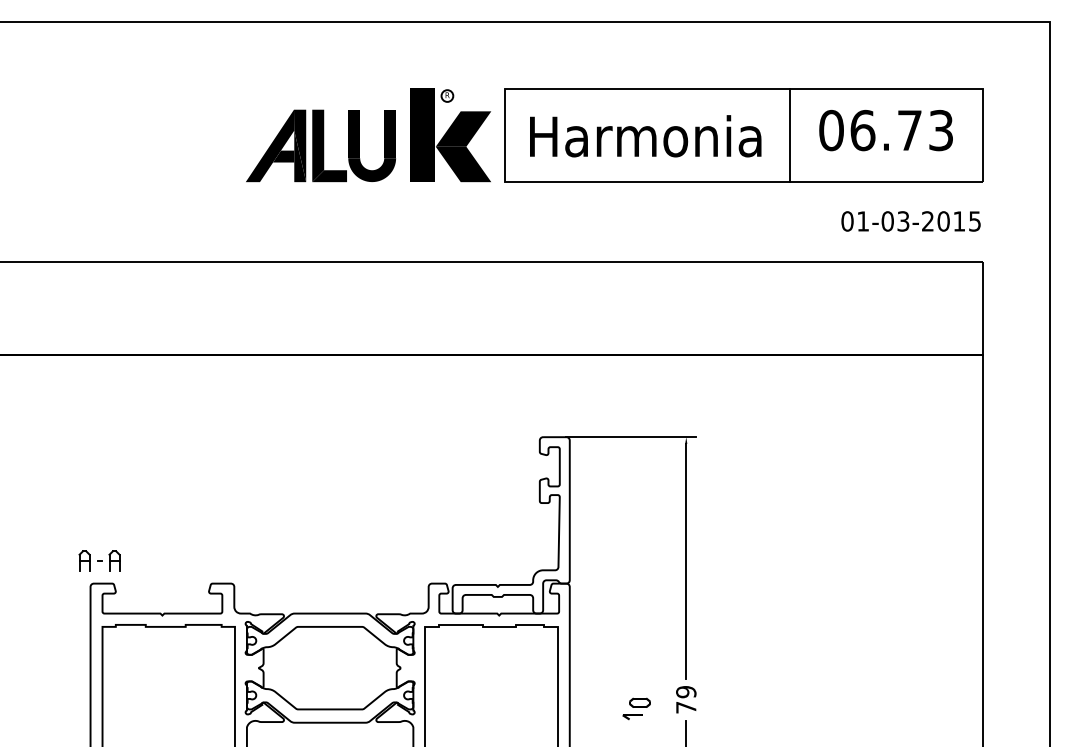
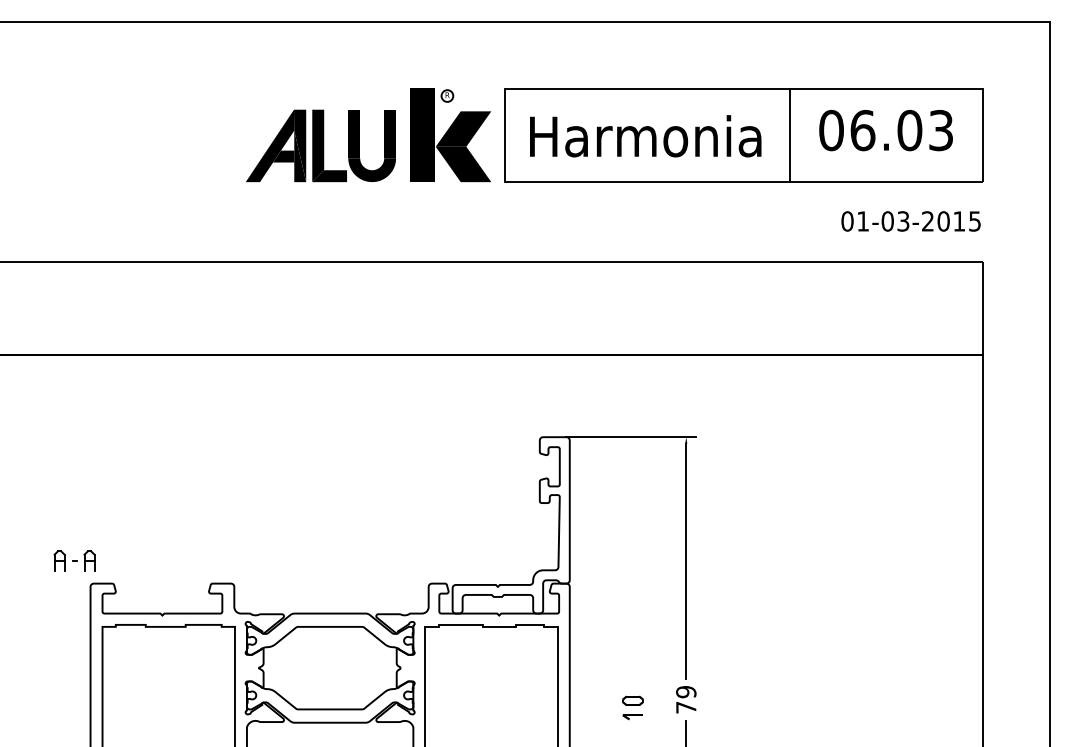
text: 06.73 -> 06.03 (909, 130)
part position: (99, 560) -> (74, 560) (74, 560)
part position: (639, 702) -> (632, 700) (632, 700)
